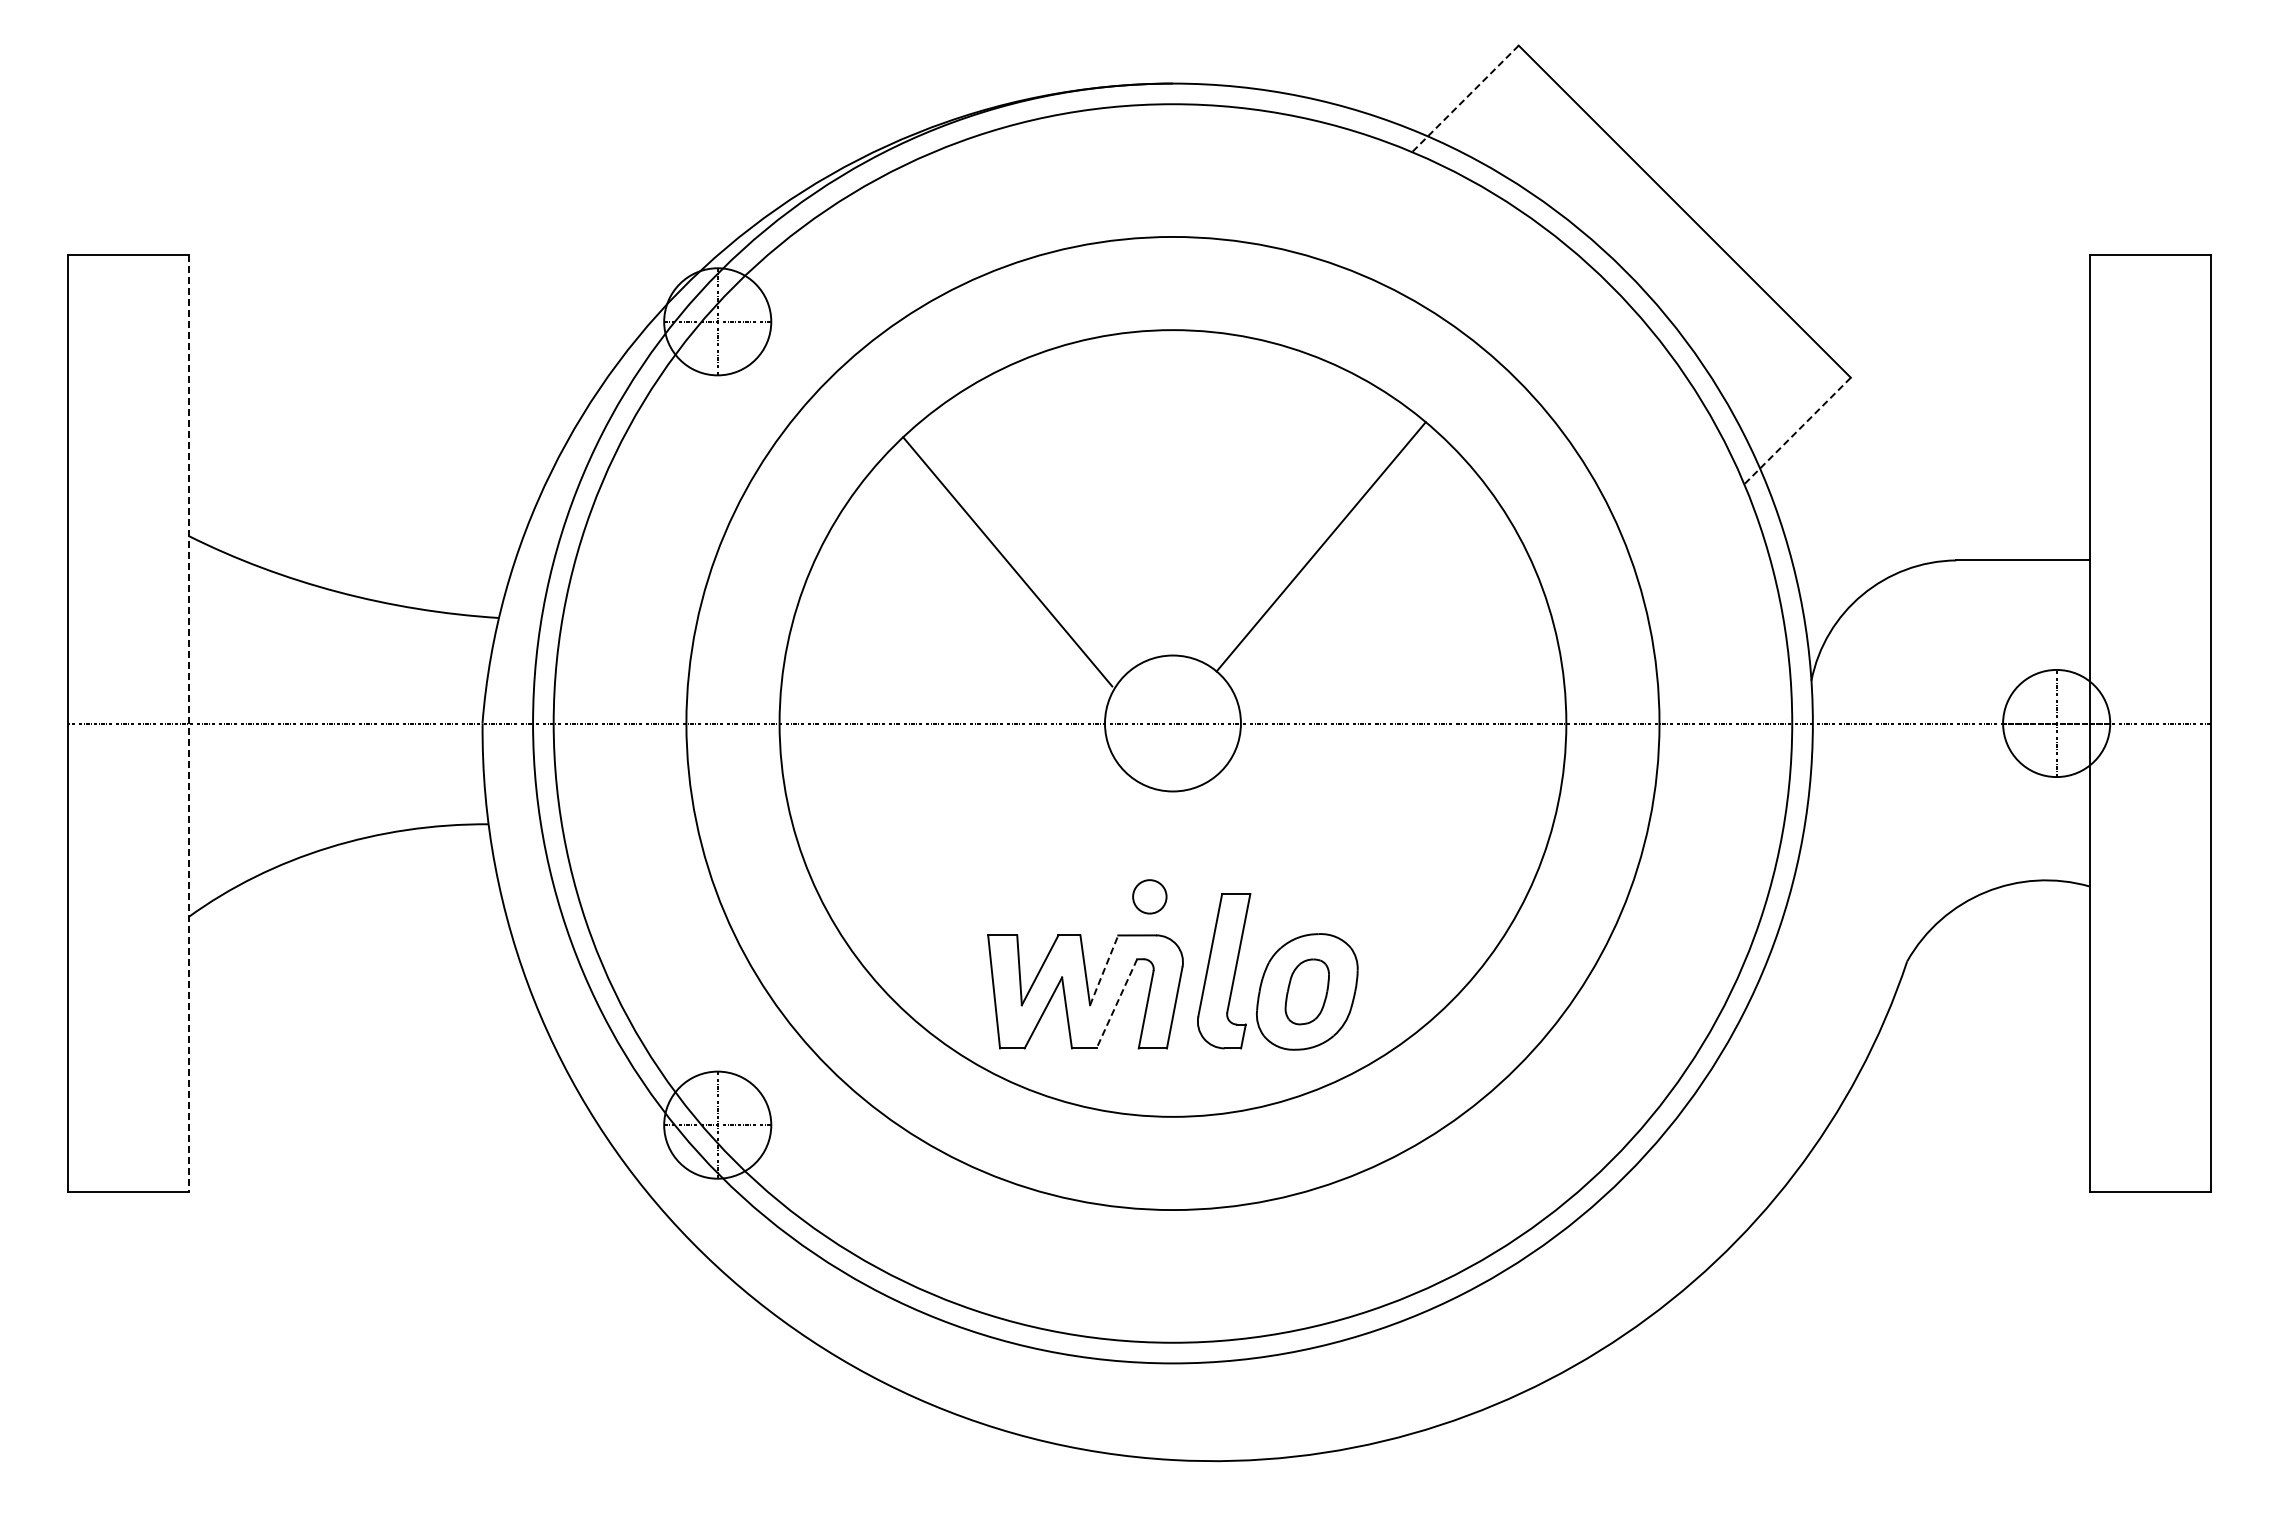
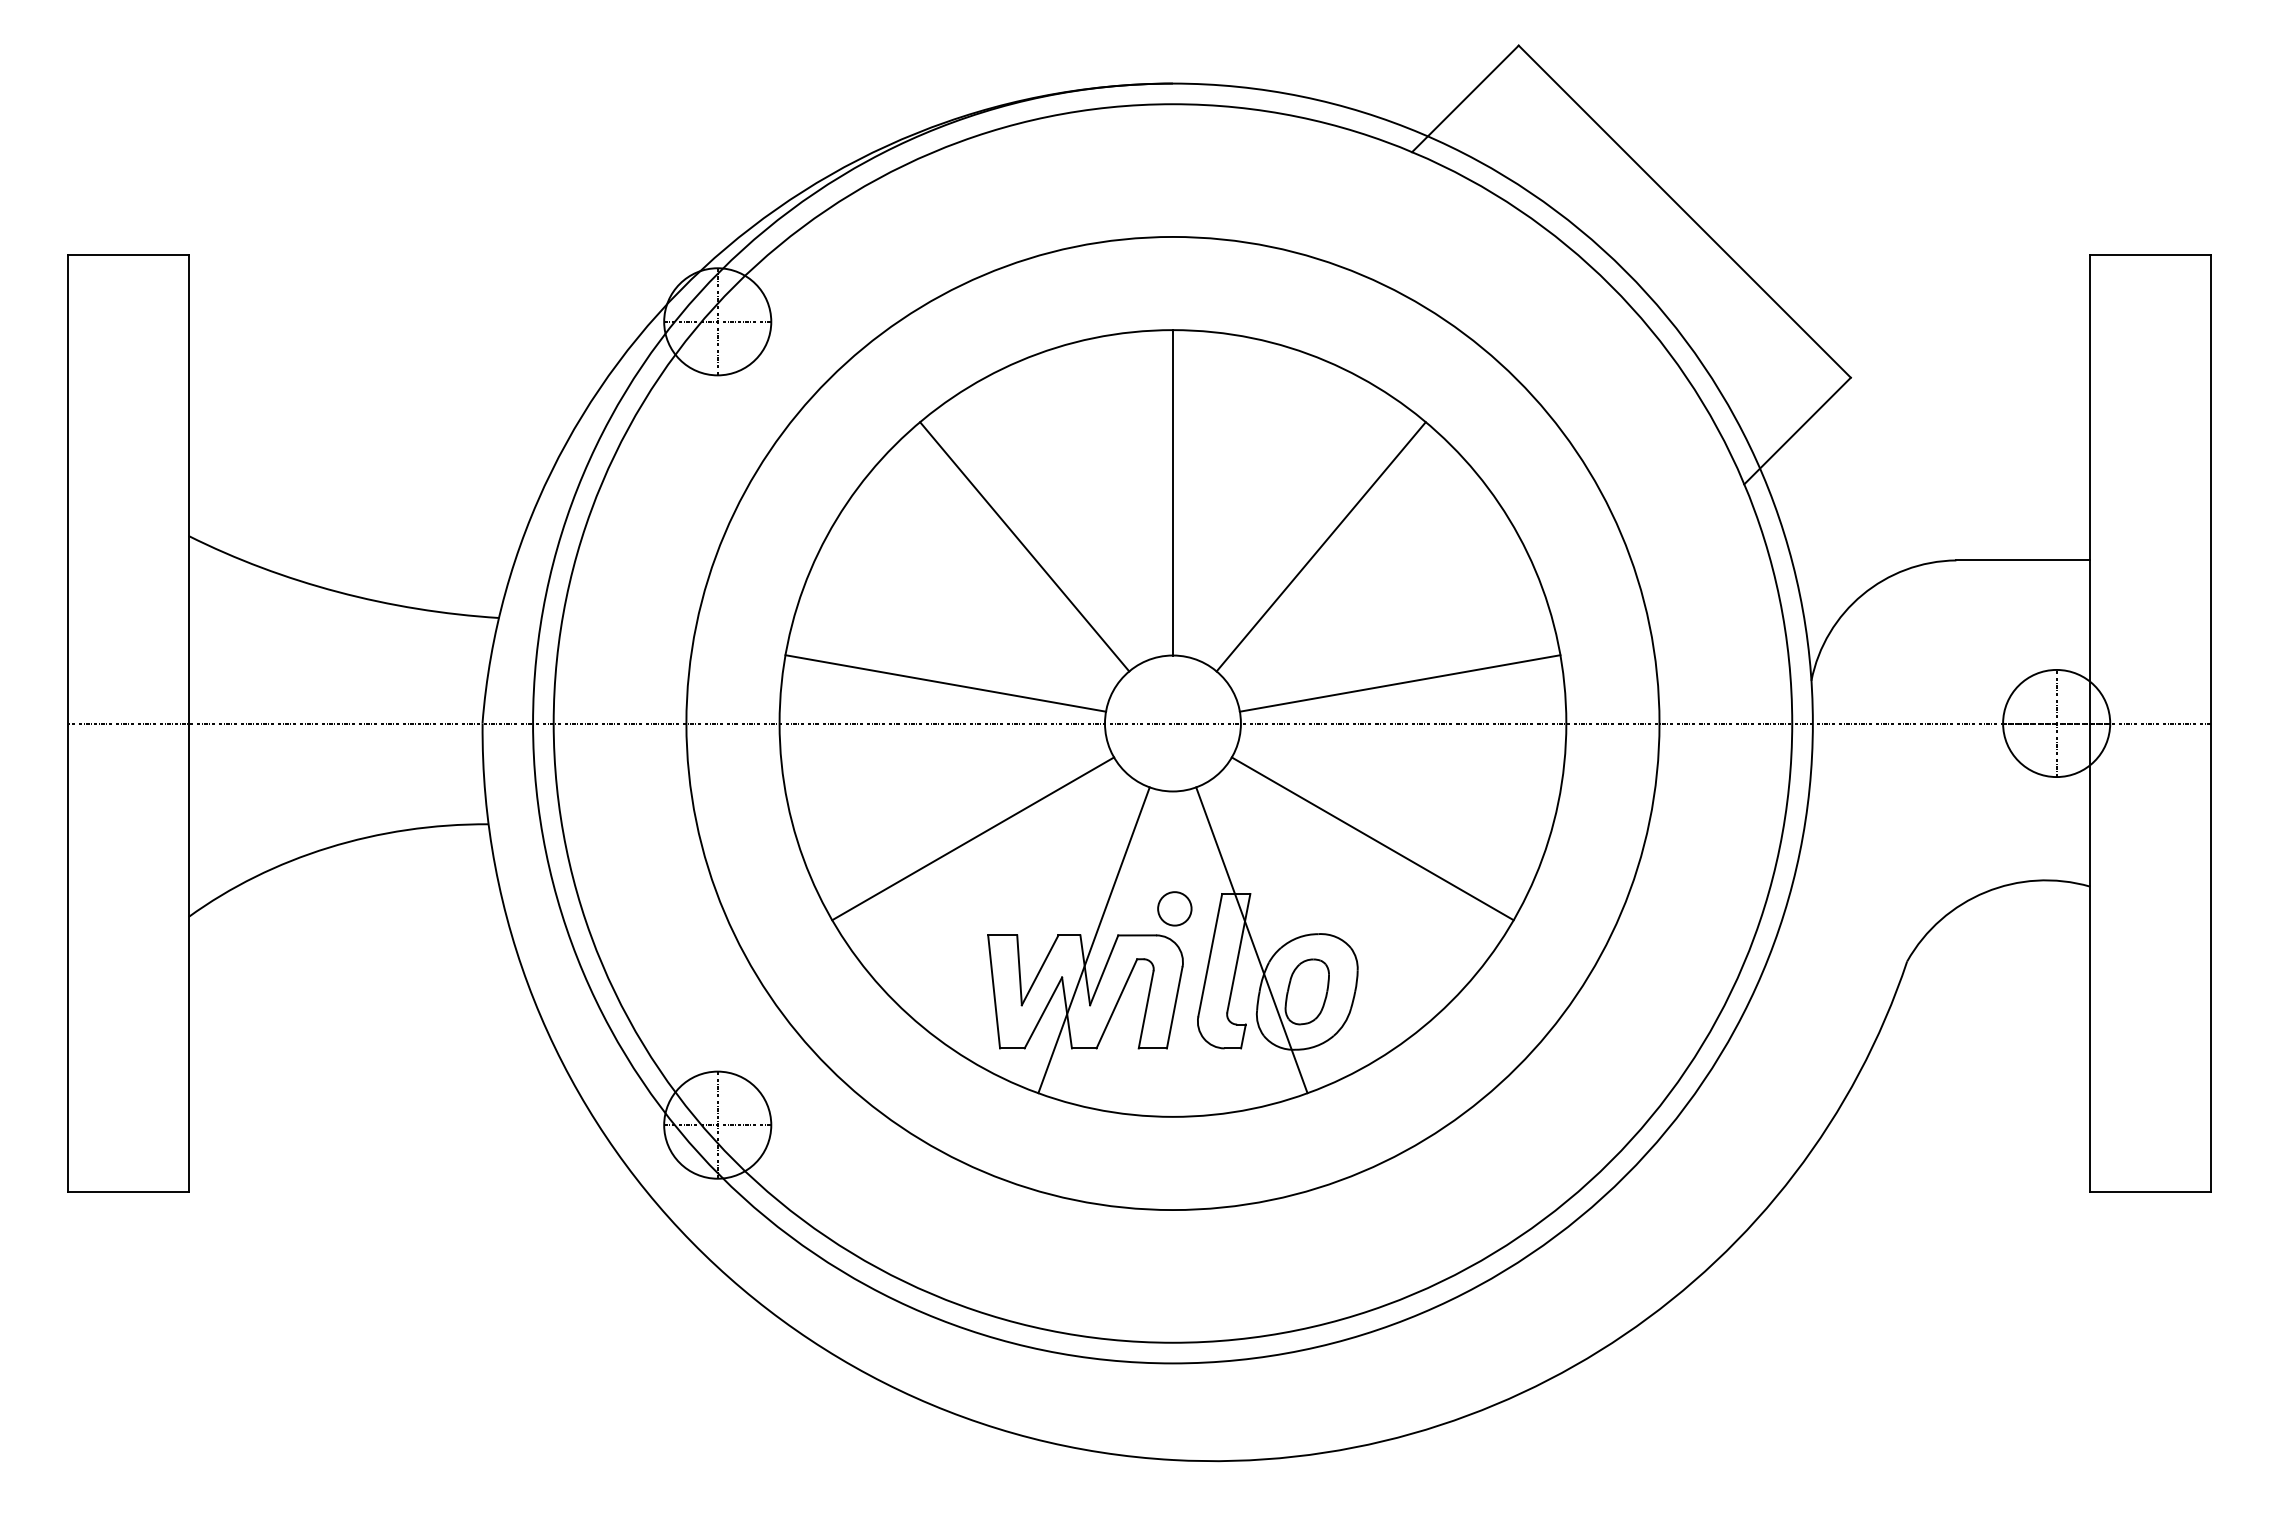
line: dashed -> solid (1465, 99)
line: dashed -> solid (1797, 431)
line: none -> present (1172, 492)
line position: (1007, 561) -> (1024, 546) (1024, 546)
line: none -> present (945, 683)
line: none -> present (1399, 683)
line: dashed -> solid (188, 723)
line: none -> present (973, 838)
line: none -> present (1372, 838)
circle position: (1149, 896) -> (1174, 908) (1174, 908)
line: none -> present (1093, 940)
line: none -> present (1251, 940)
line: dashed -> solid (1104, 970)
line: dashed -> solid (1116, 1003)
